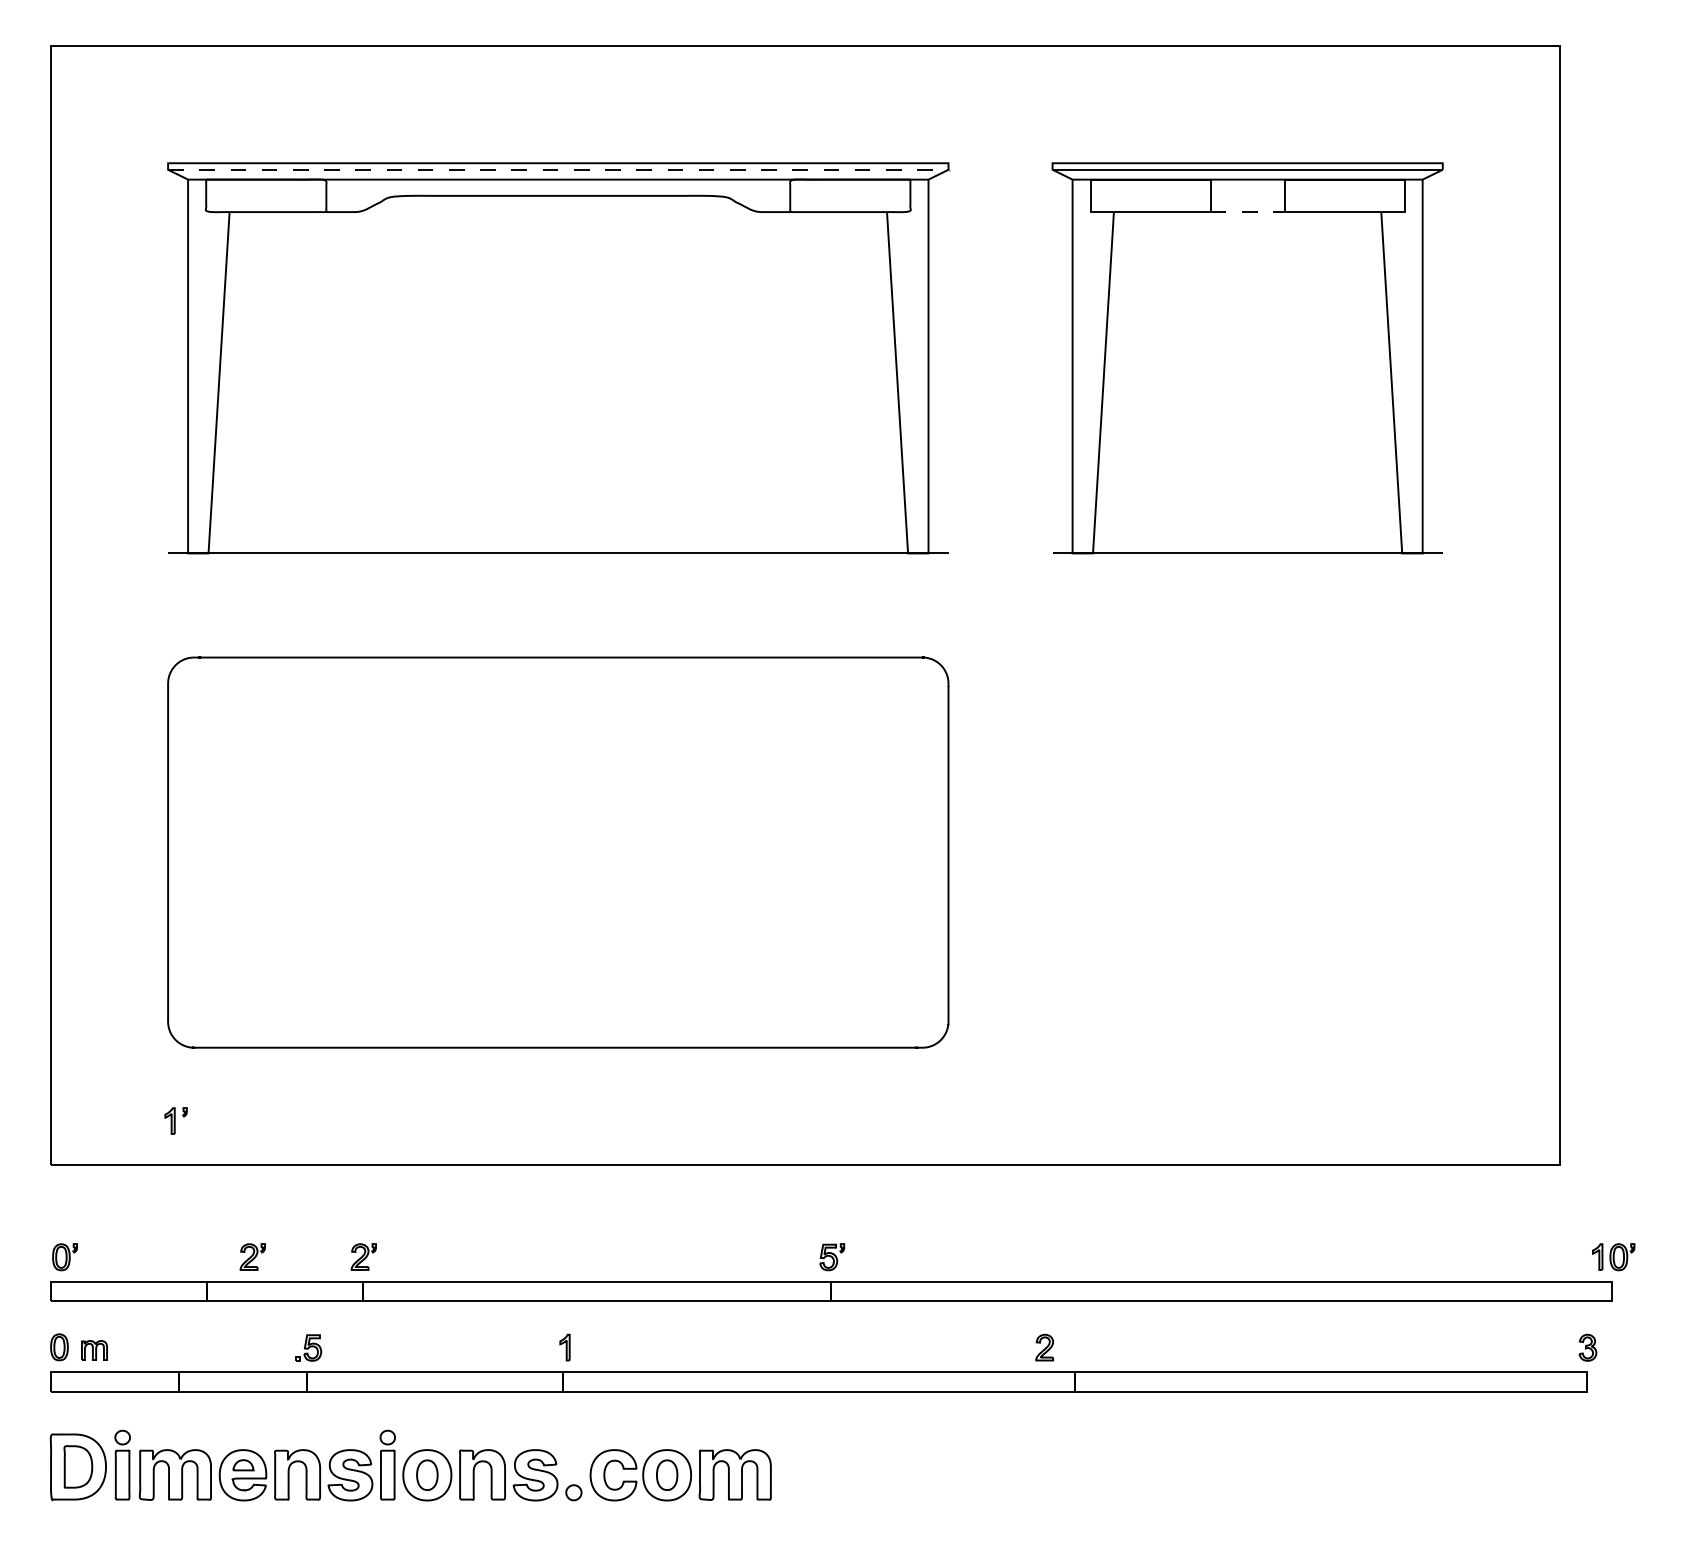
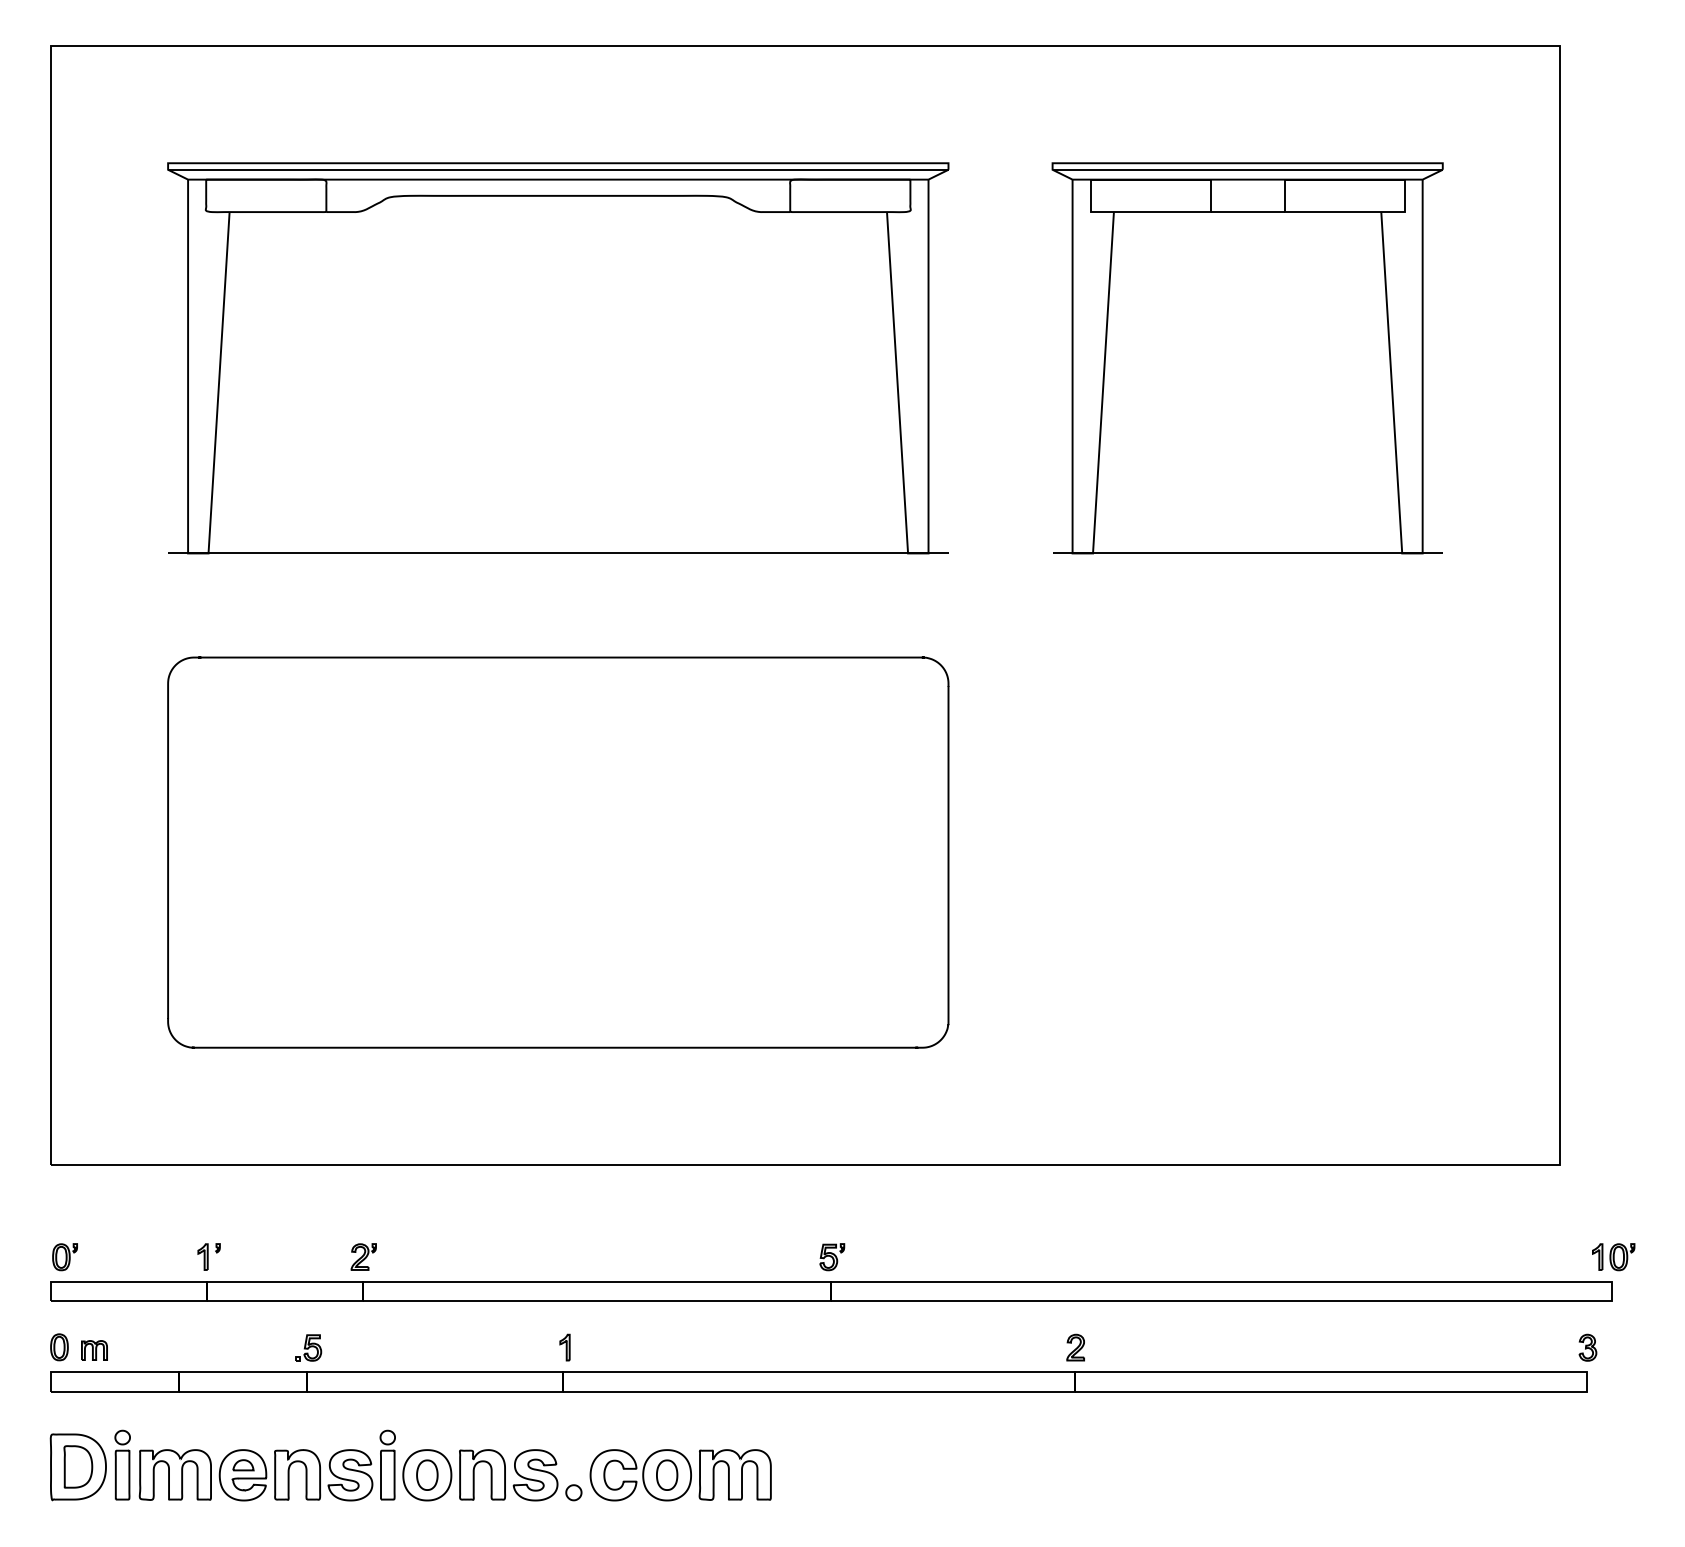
line: dashed -> solid (558, 169)
line: dashed -> solid (1247, 212)
part position: (175, 1120) -> (208, 1256) (208, 1256)
part: present -> none (252, 1256)
part position: (1044, 1347) -> (1075, 1347) (1075, 1347)
